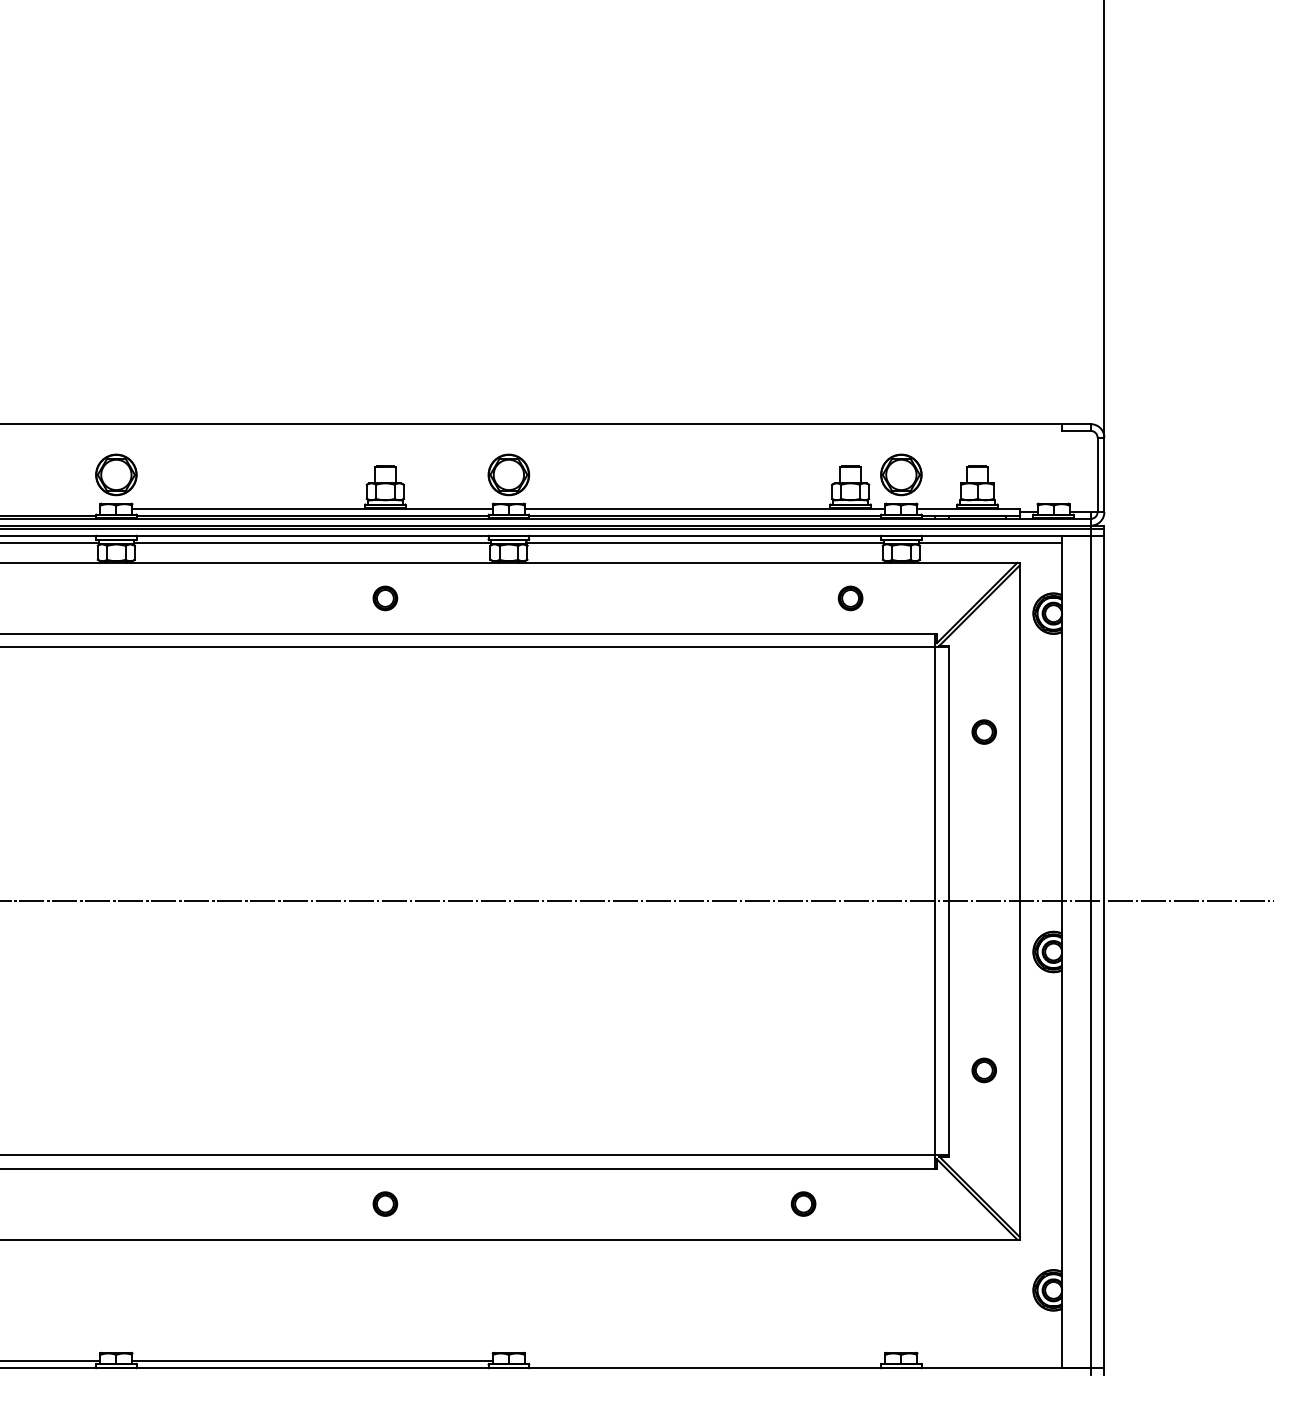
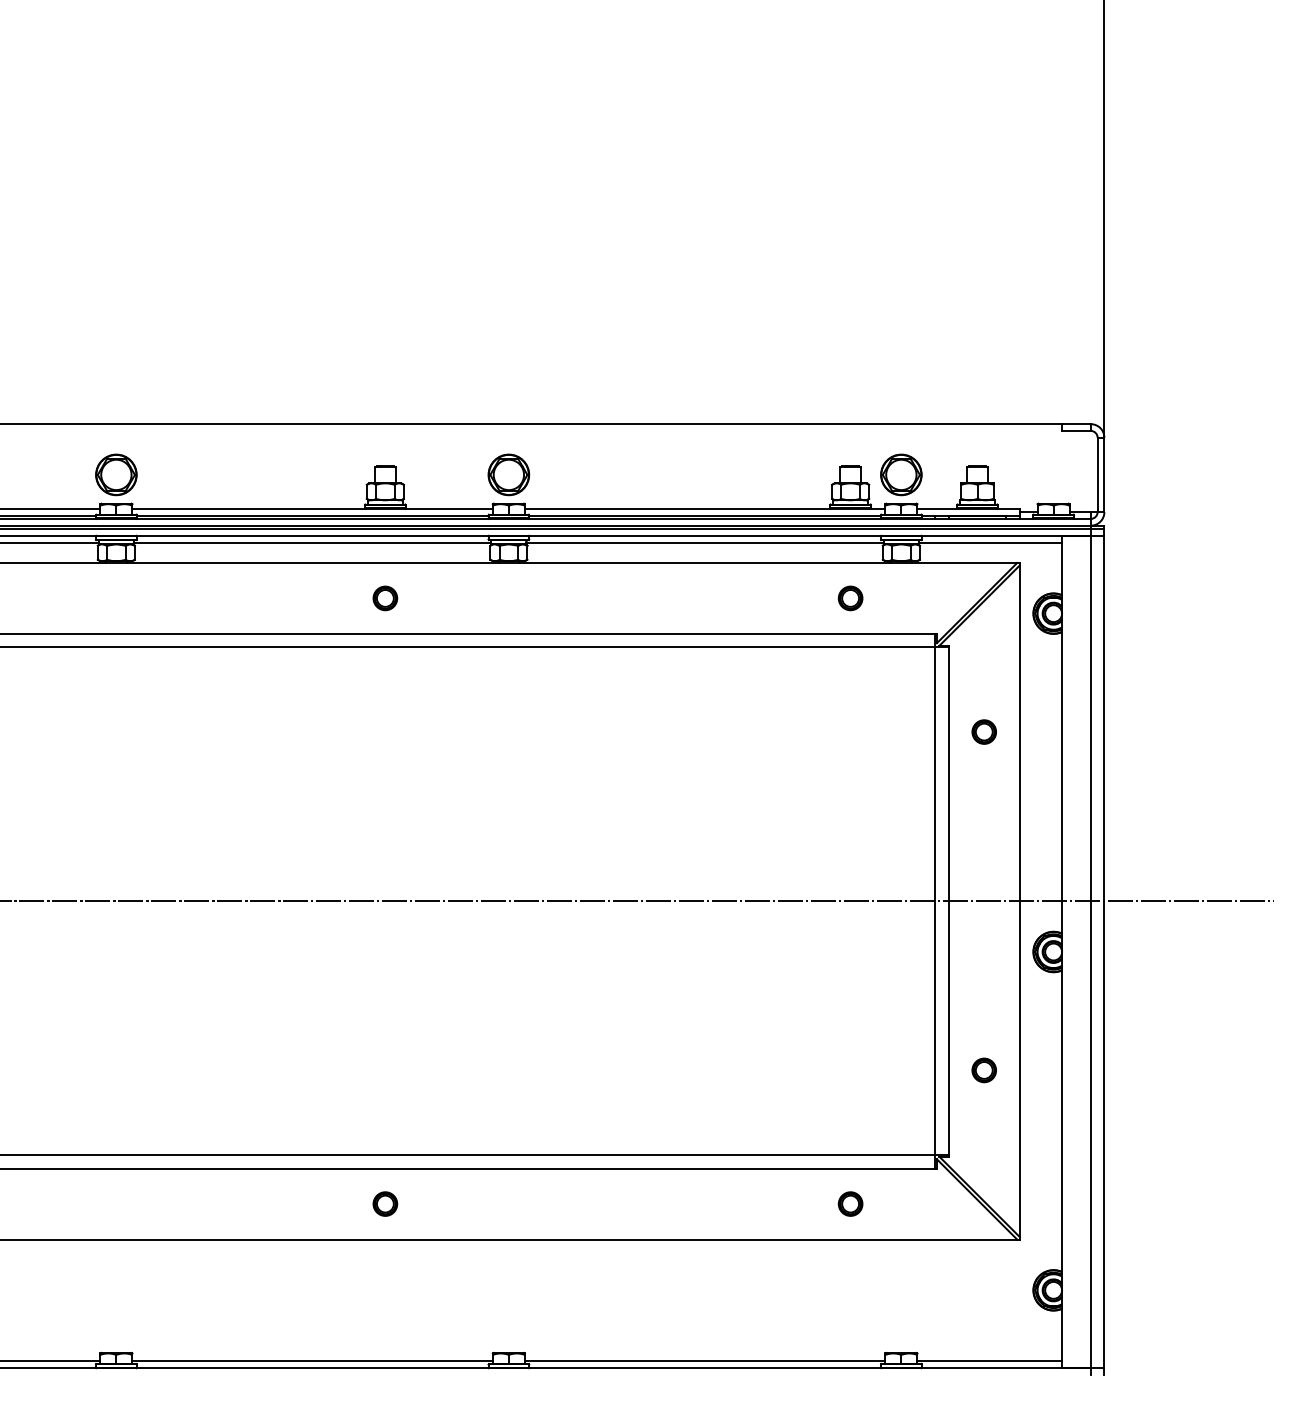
line: none -> present (51, 508)
part position: (803, 1203) -> (850, 1203) (850, 1203)
line: none -> present (704, 1361)
line: none -> present (989, 1361)
